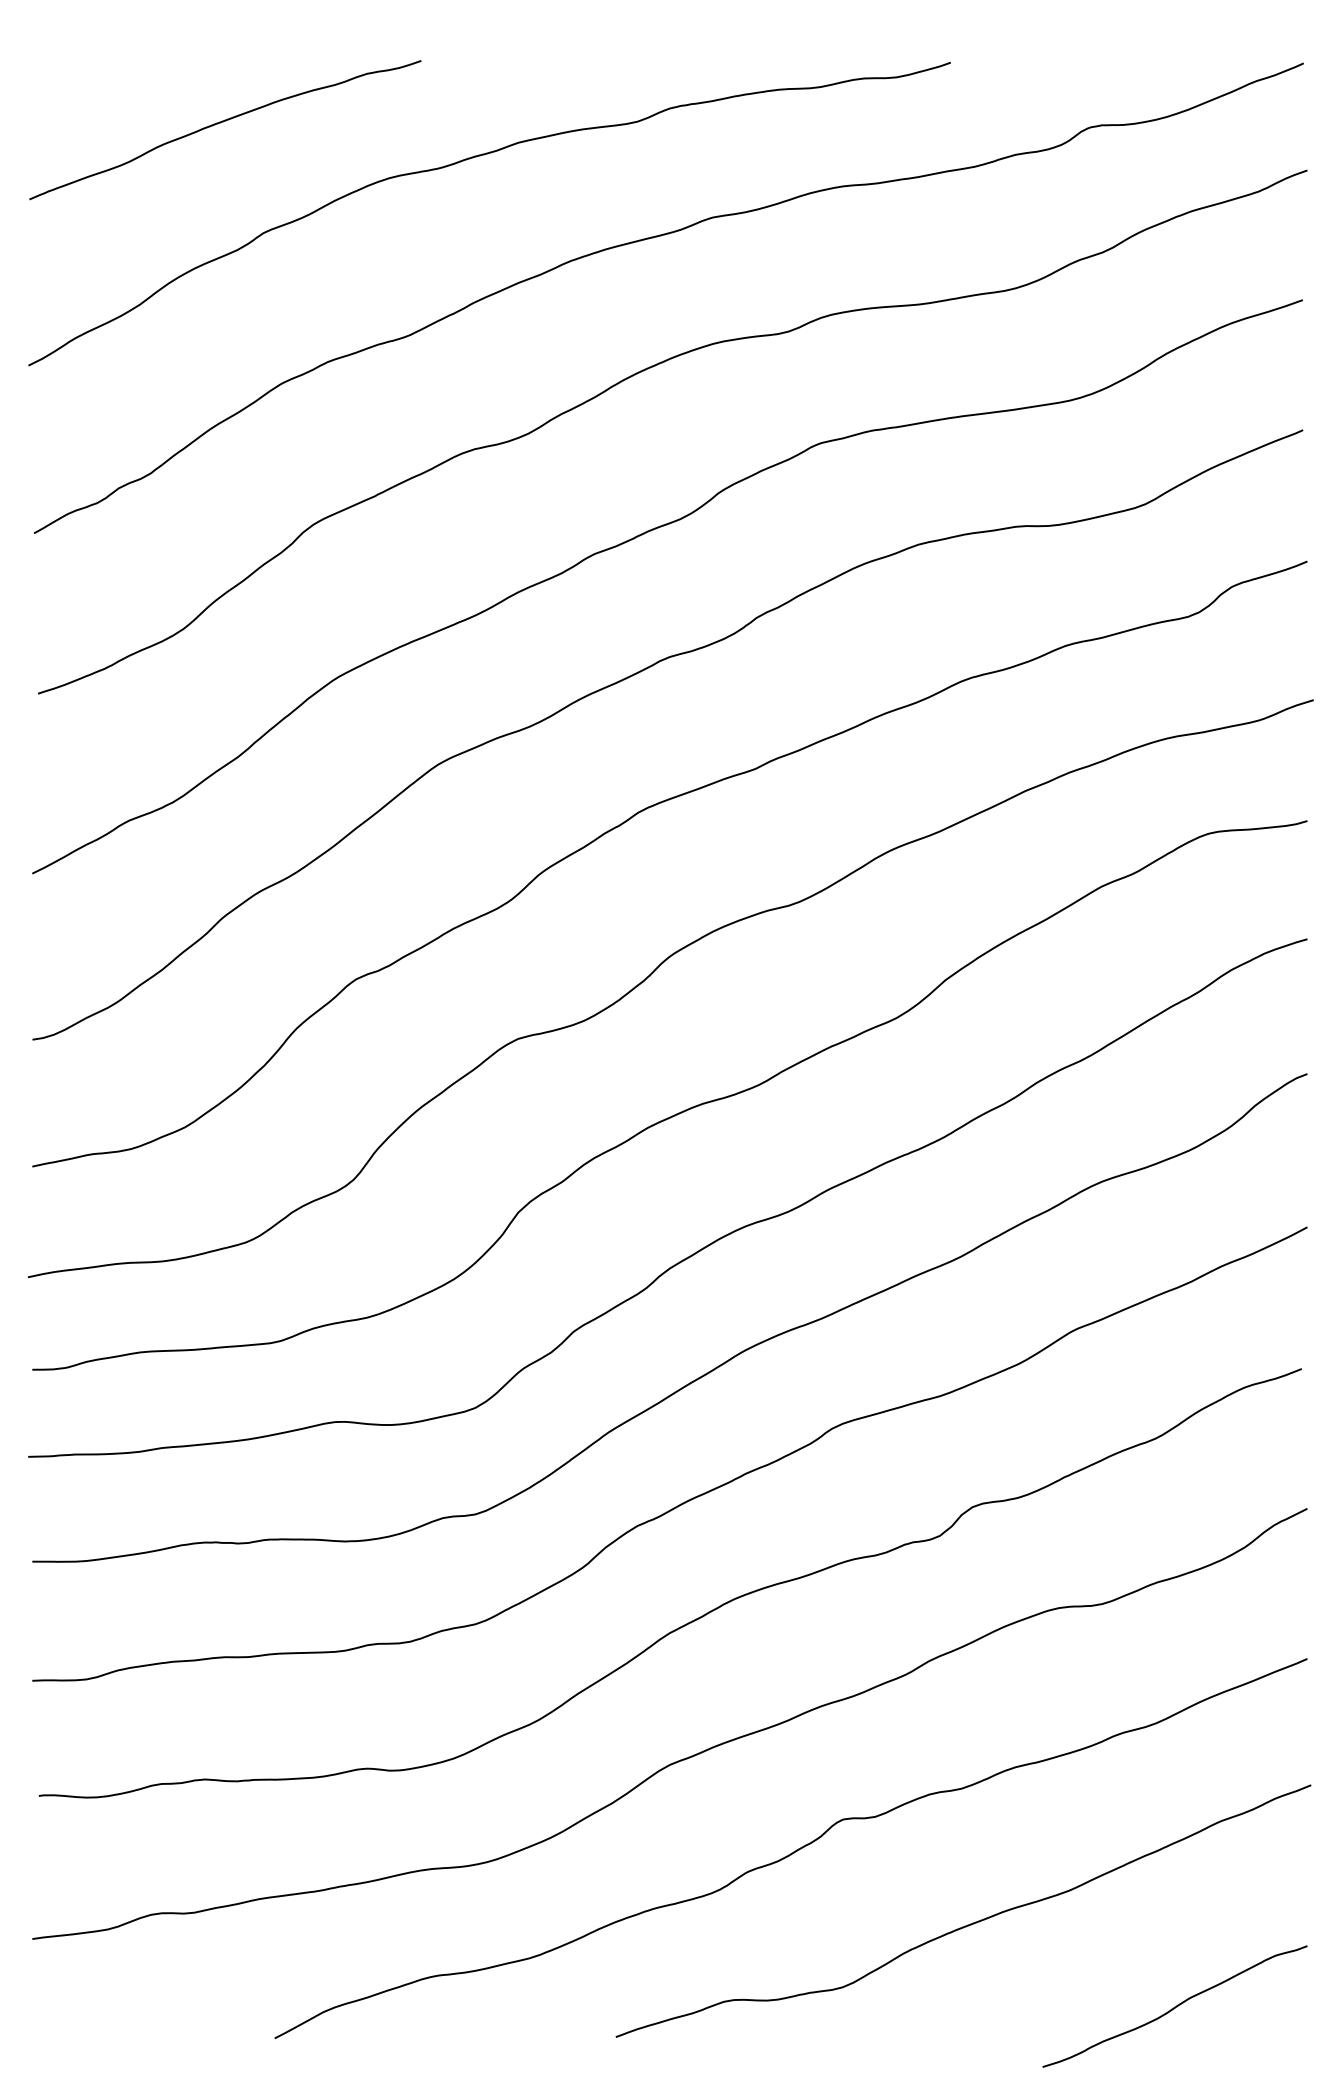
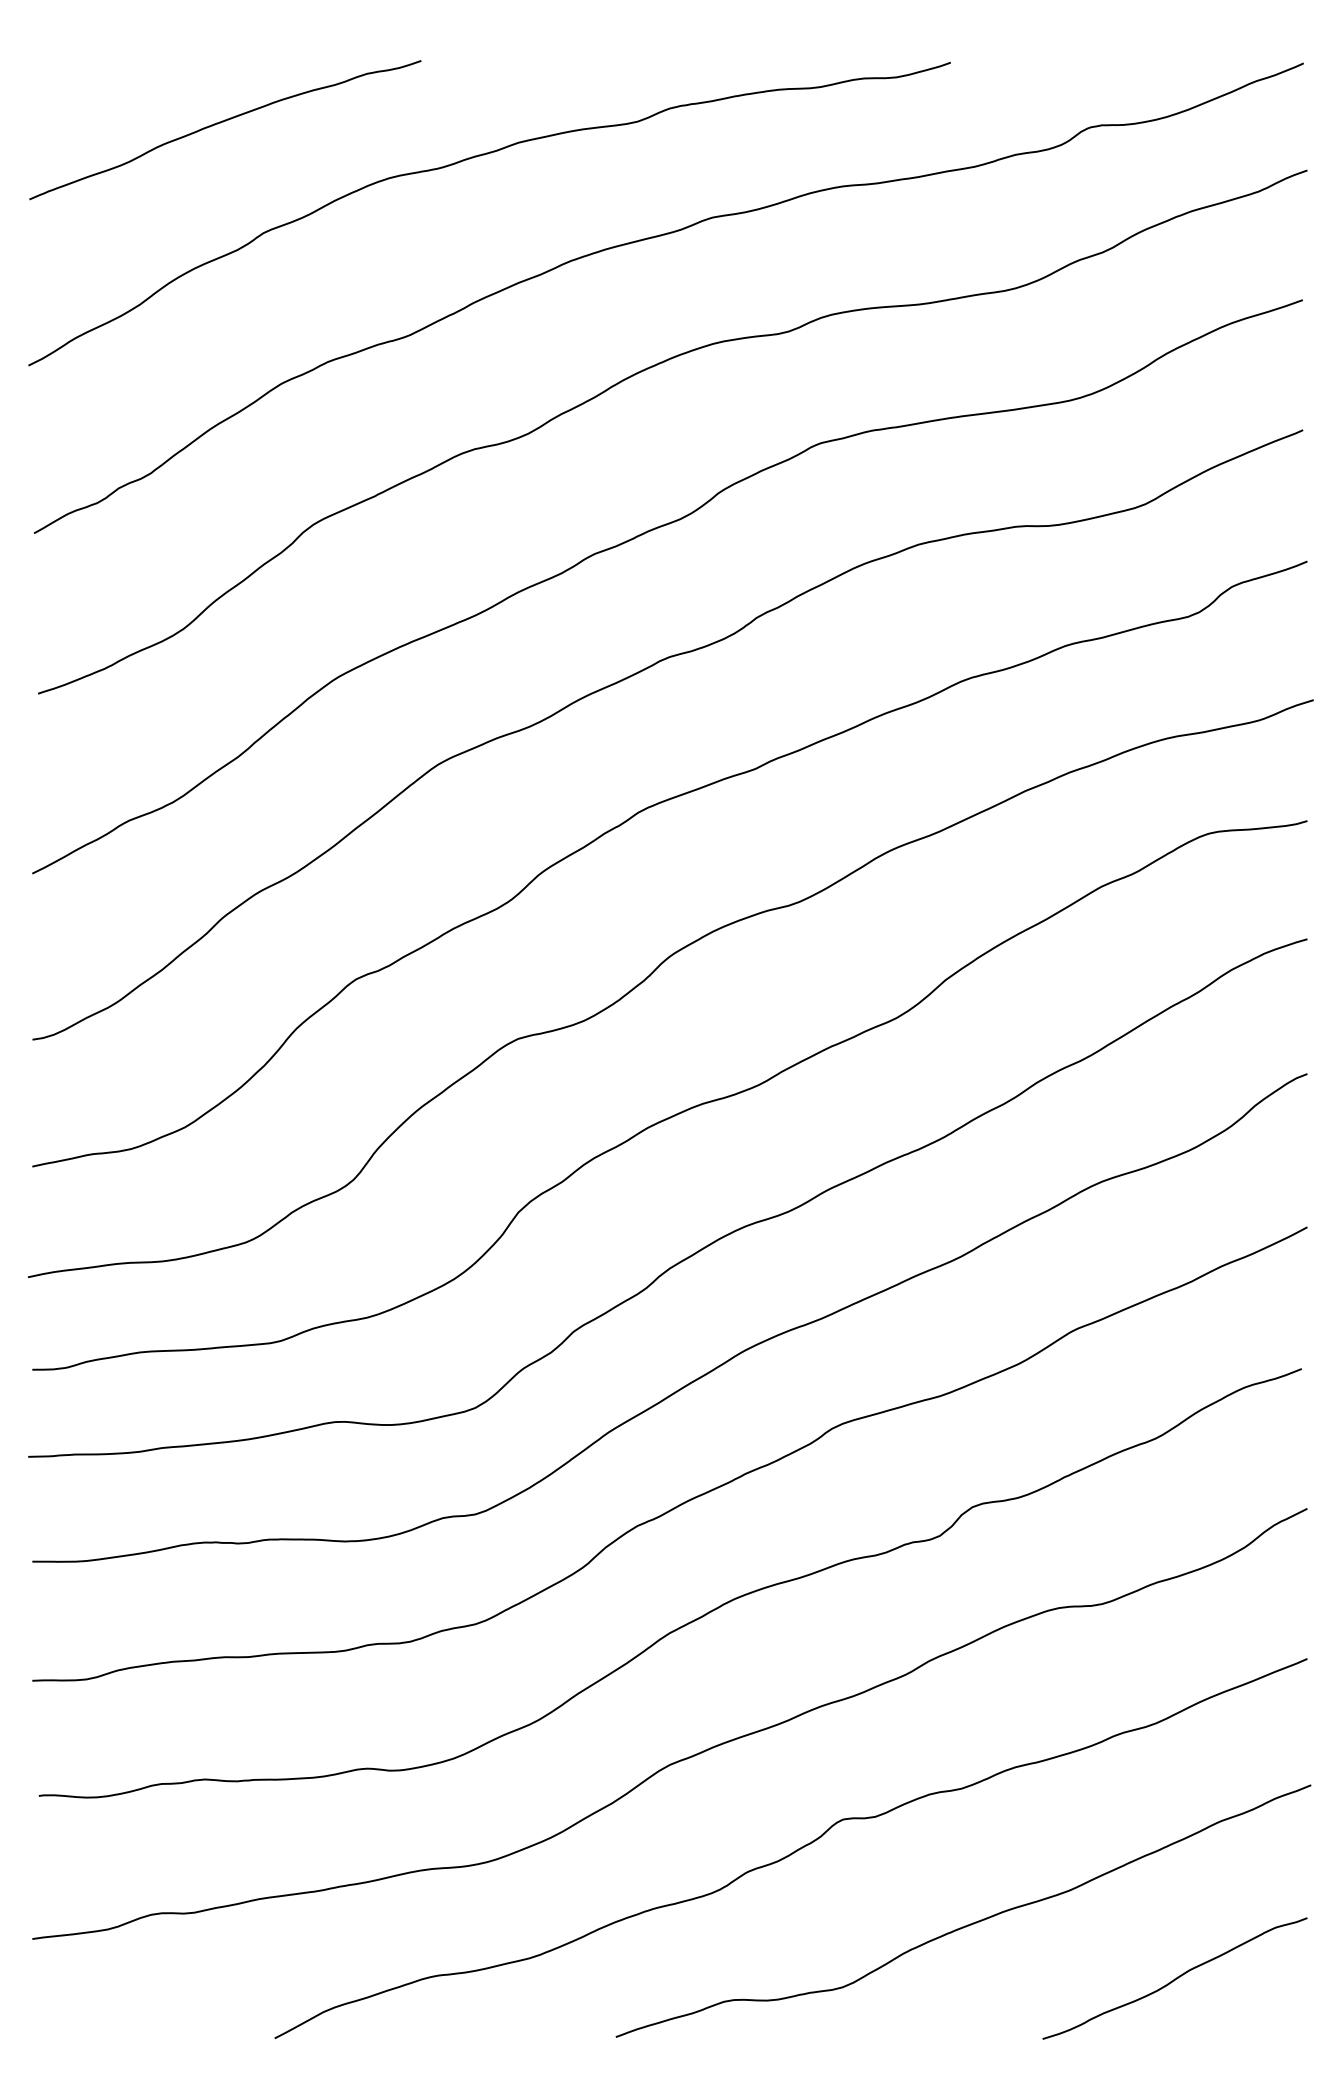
curve position: (1174, 2006) -> (1174, 1978) (1174, 1978)
